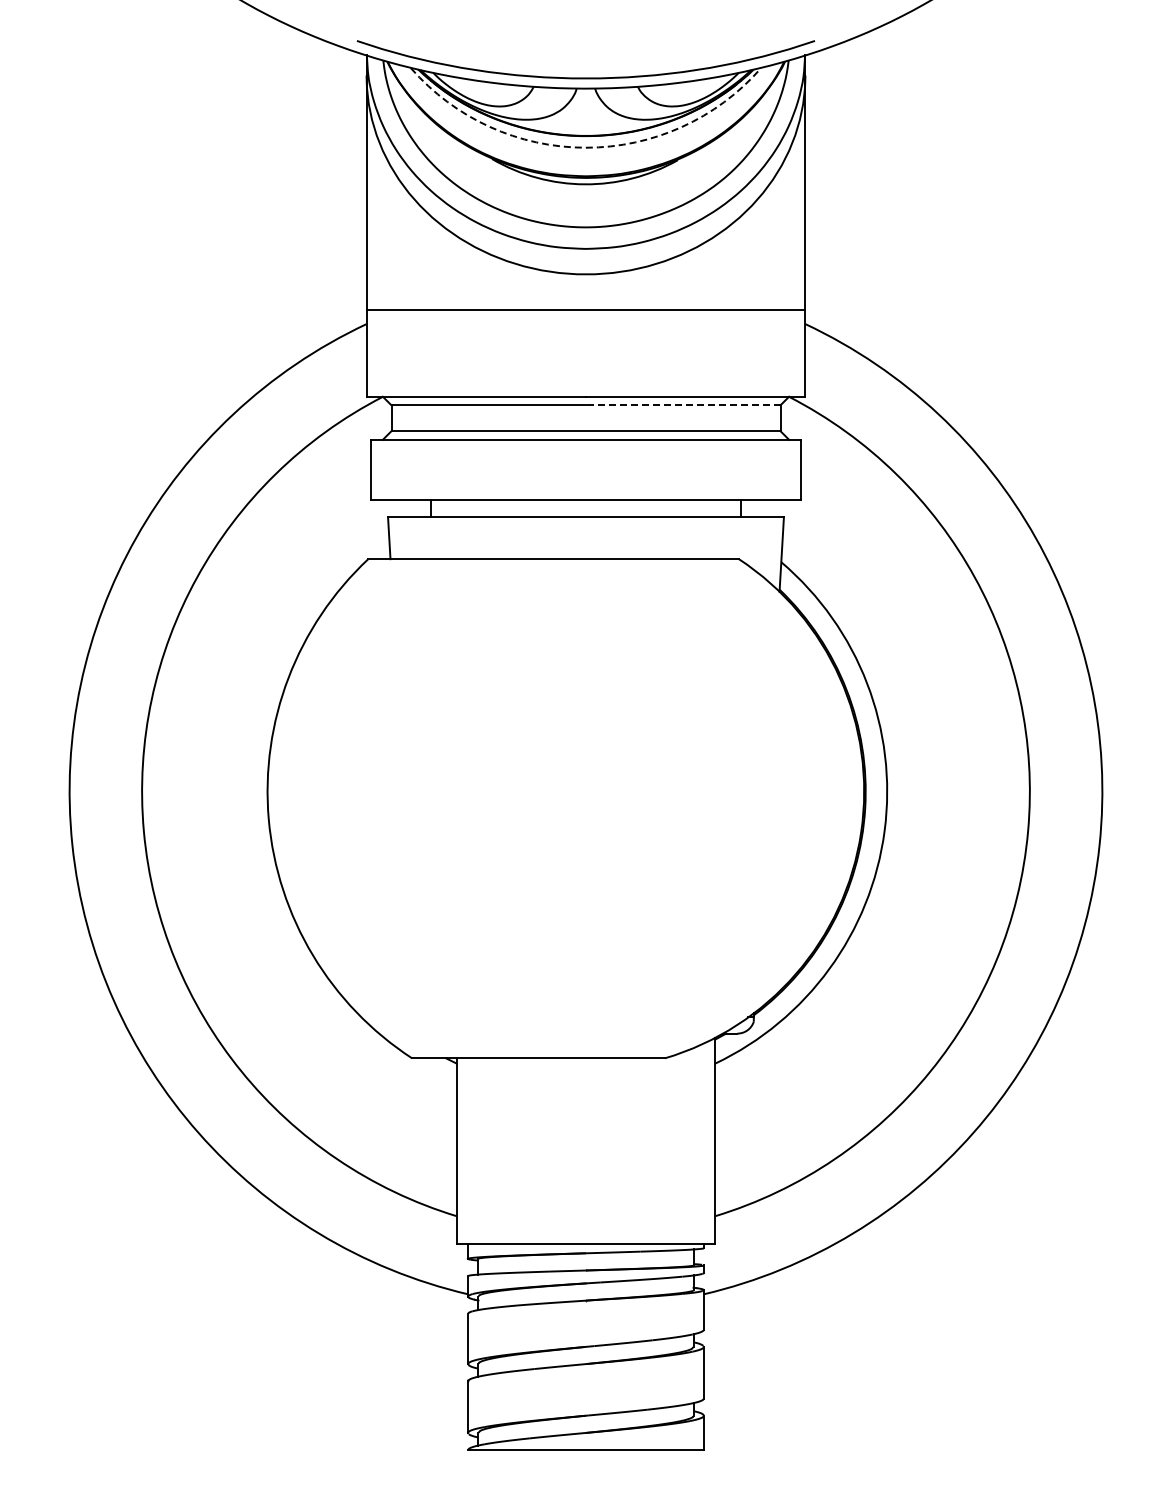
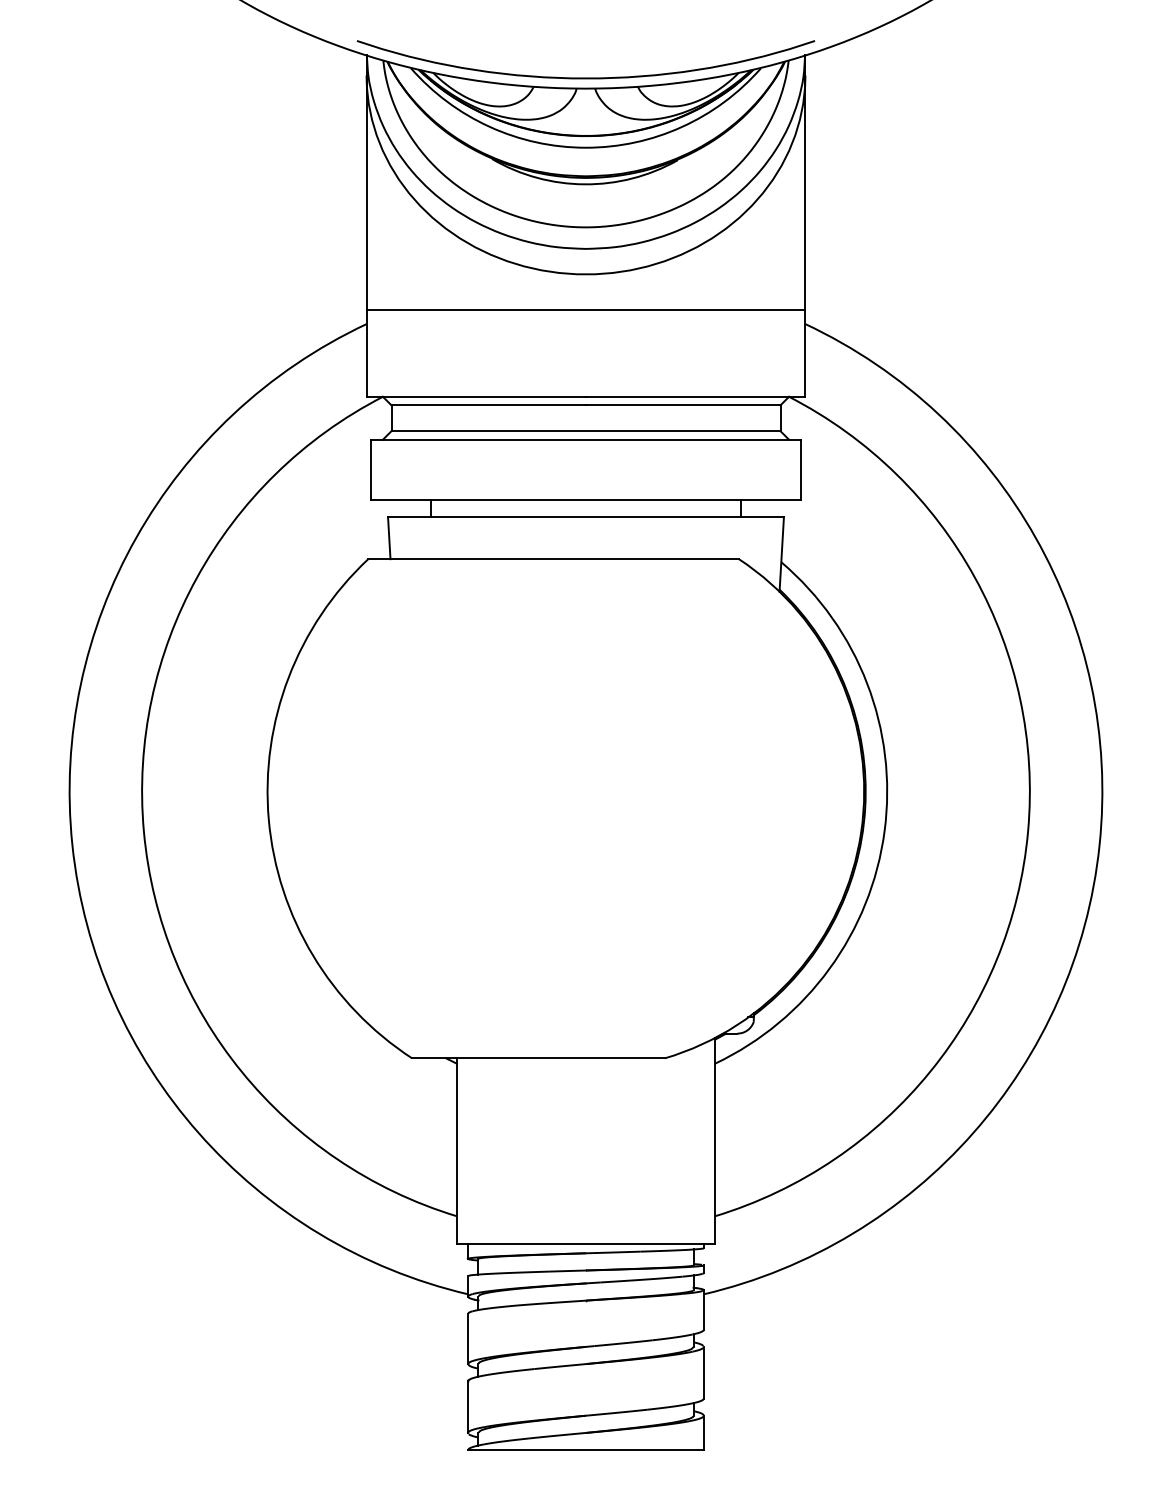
arc: dashed -> solid (585, 147)
line: dashed -> solid (682, 405)
